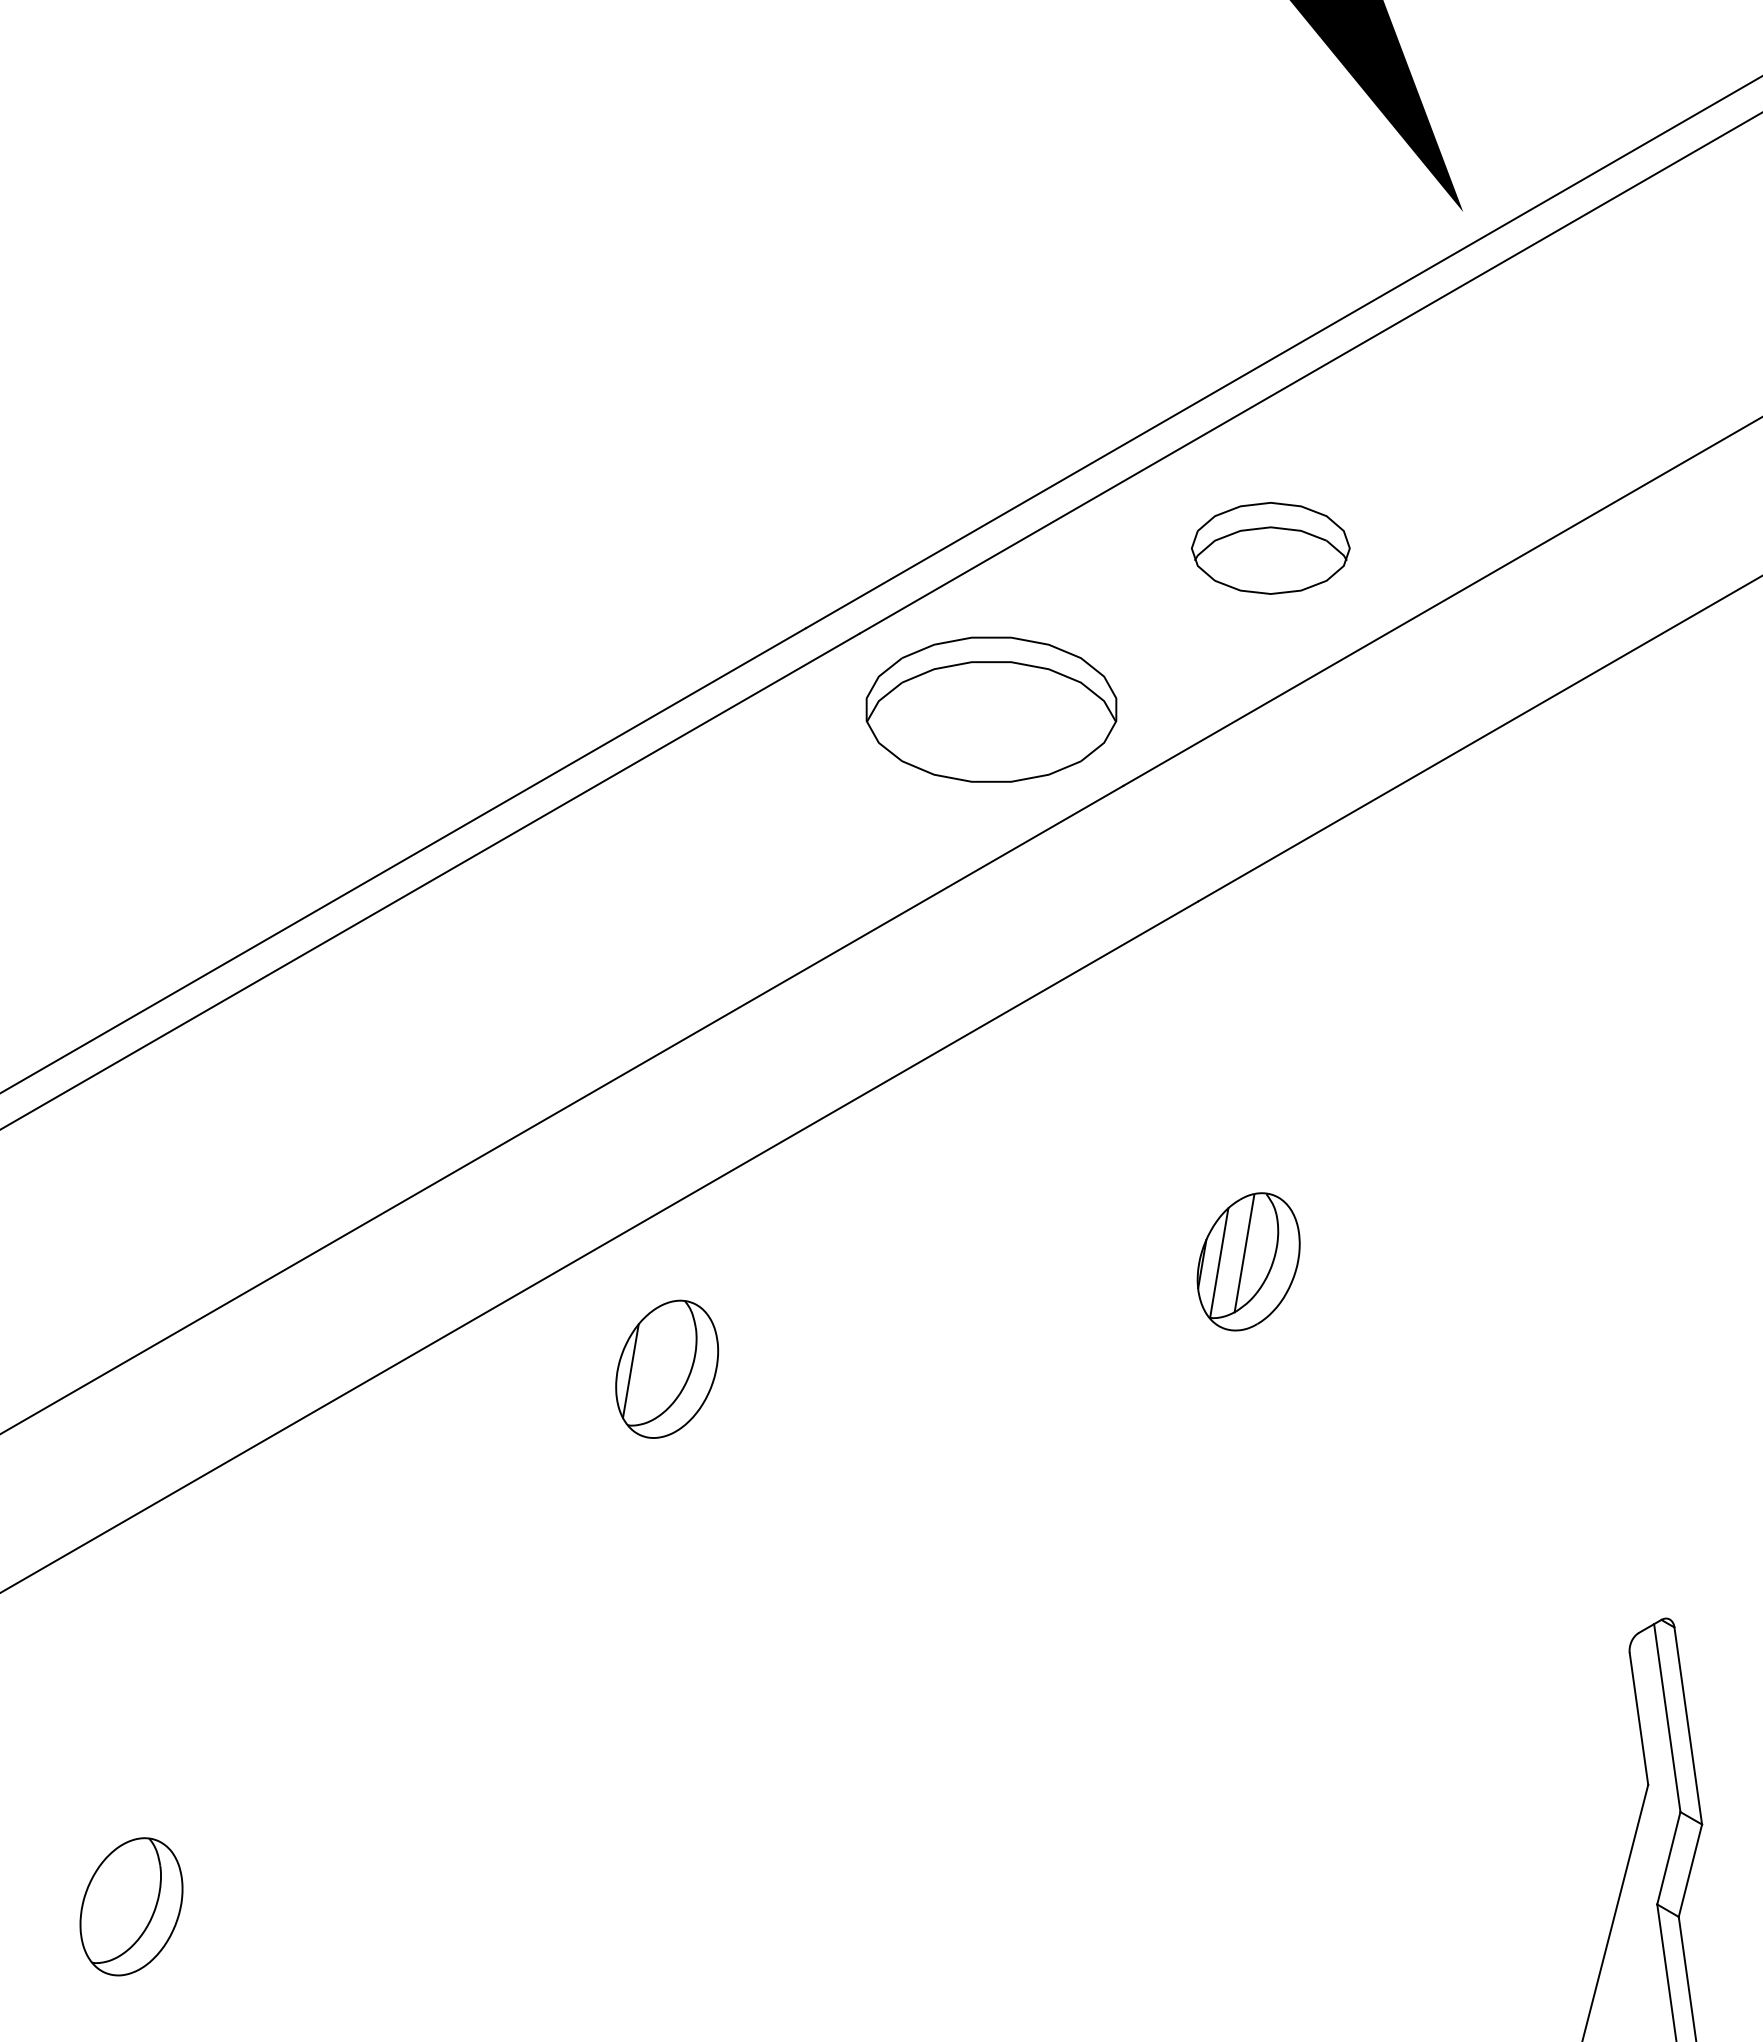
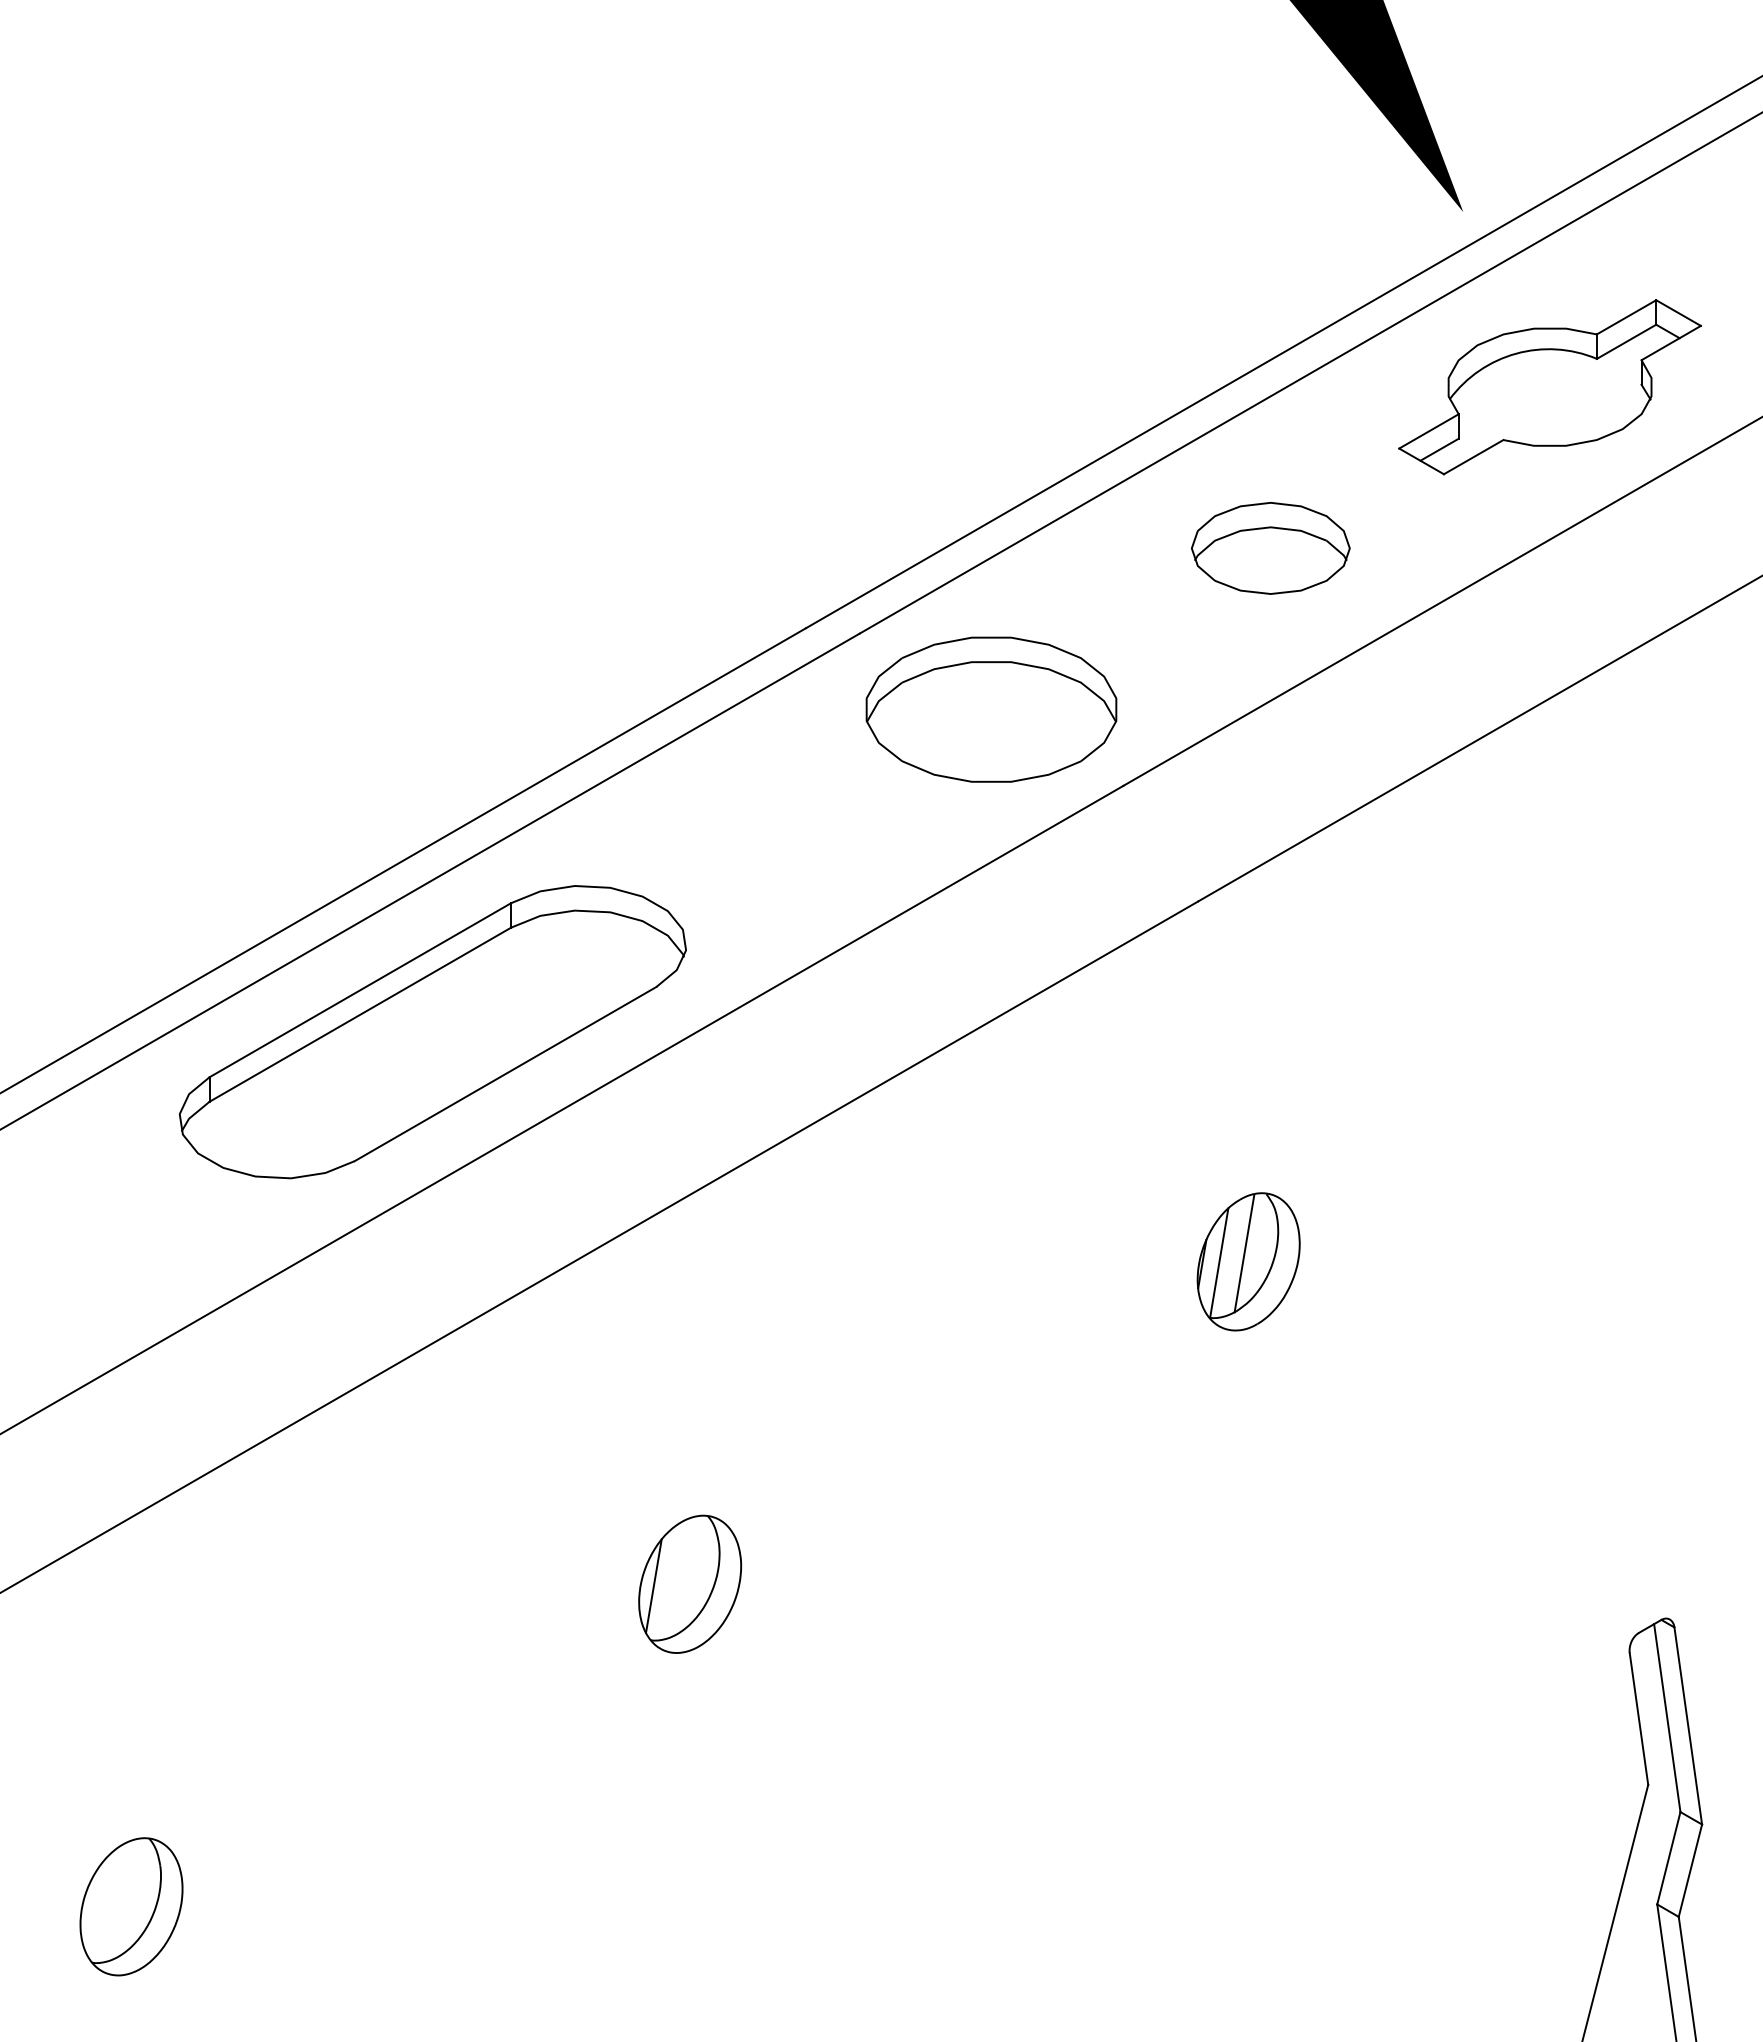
part: none -> present (1549, 387)
part: none -> present (432, 1032)
part position: (667, 1368) -> (690, 1583) (690, 1583)
